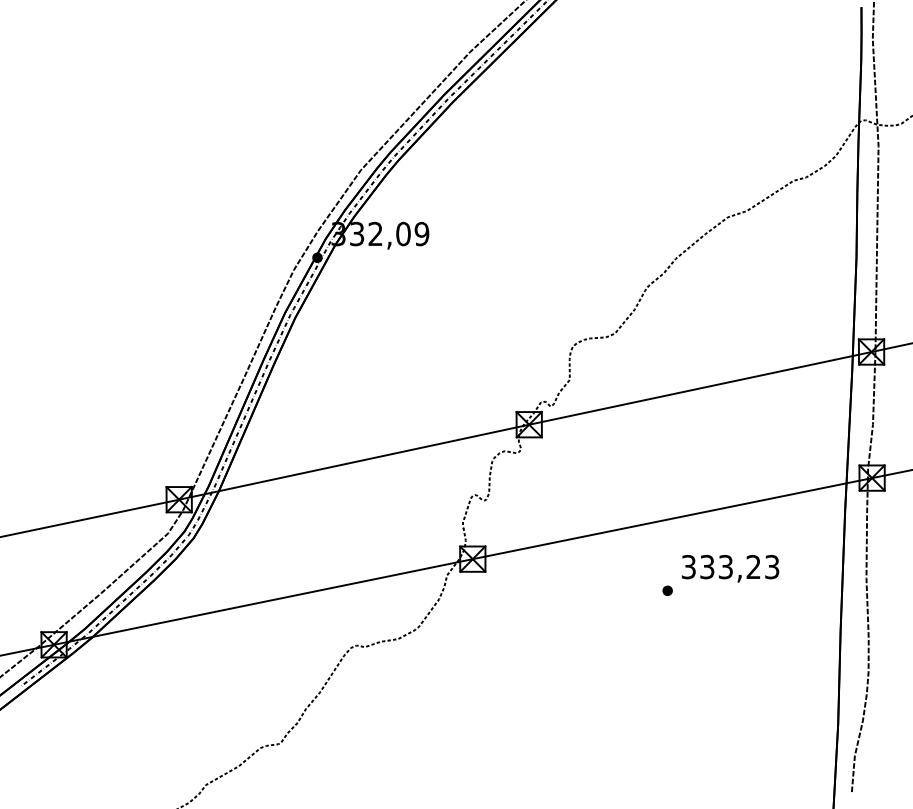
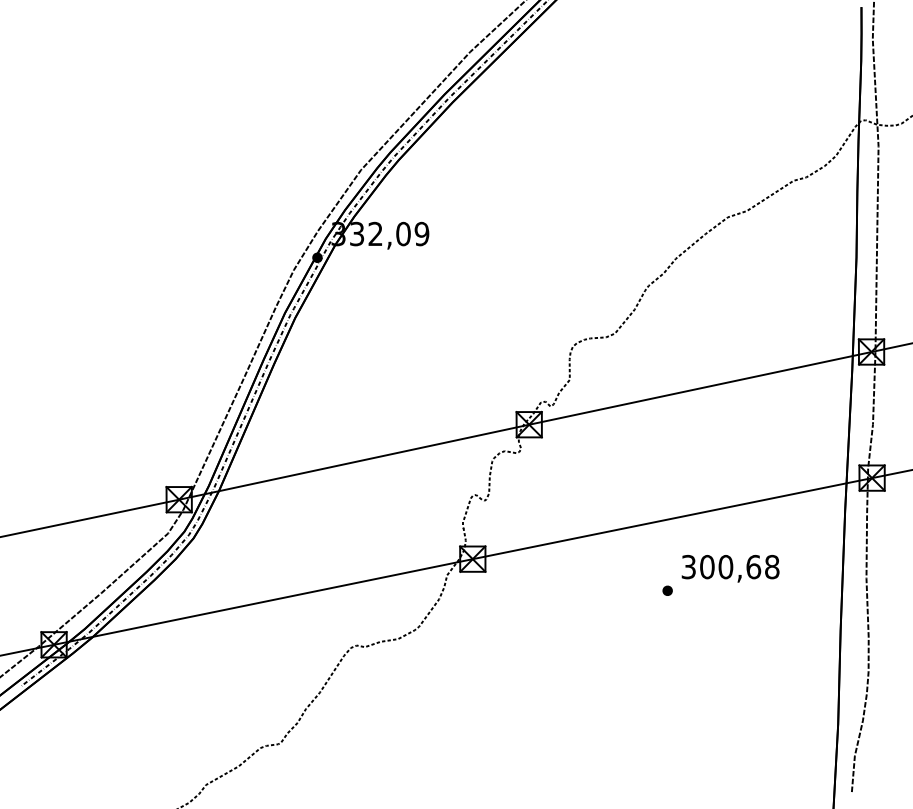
text: 333,23 -> 300,68 (739, 566)
